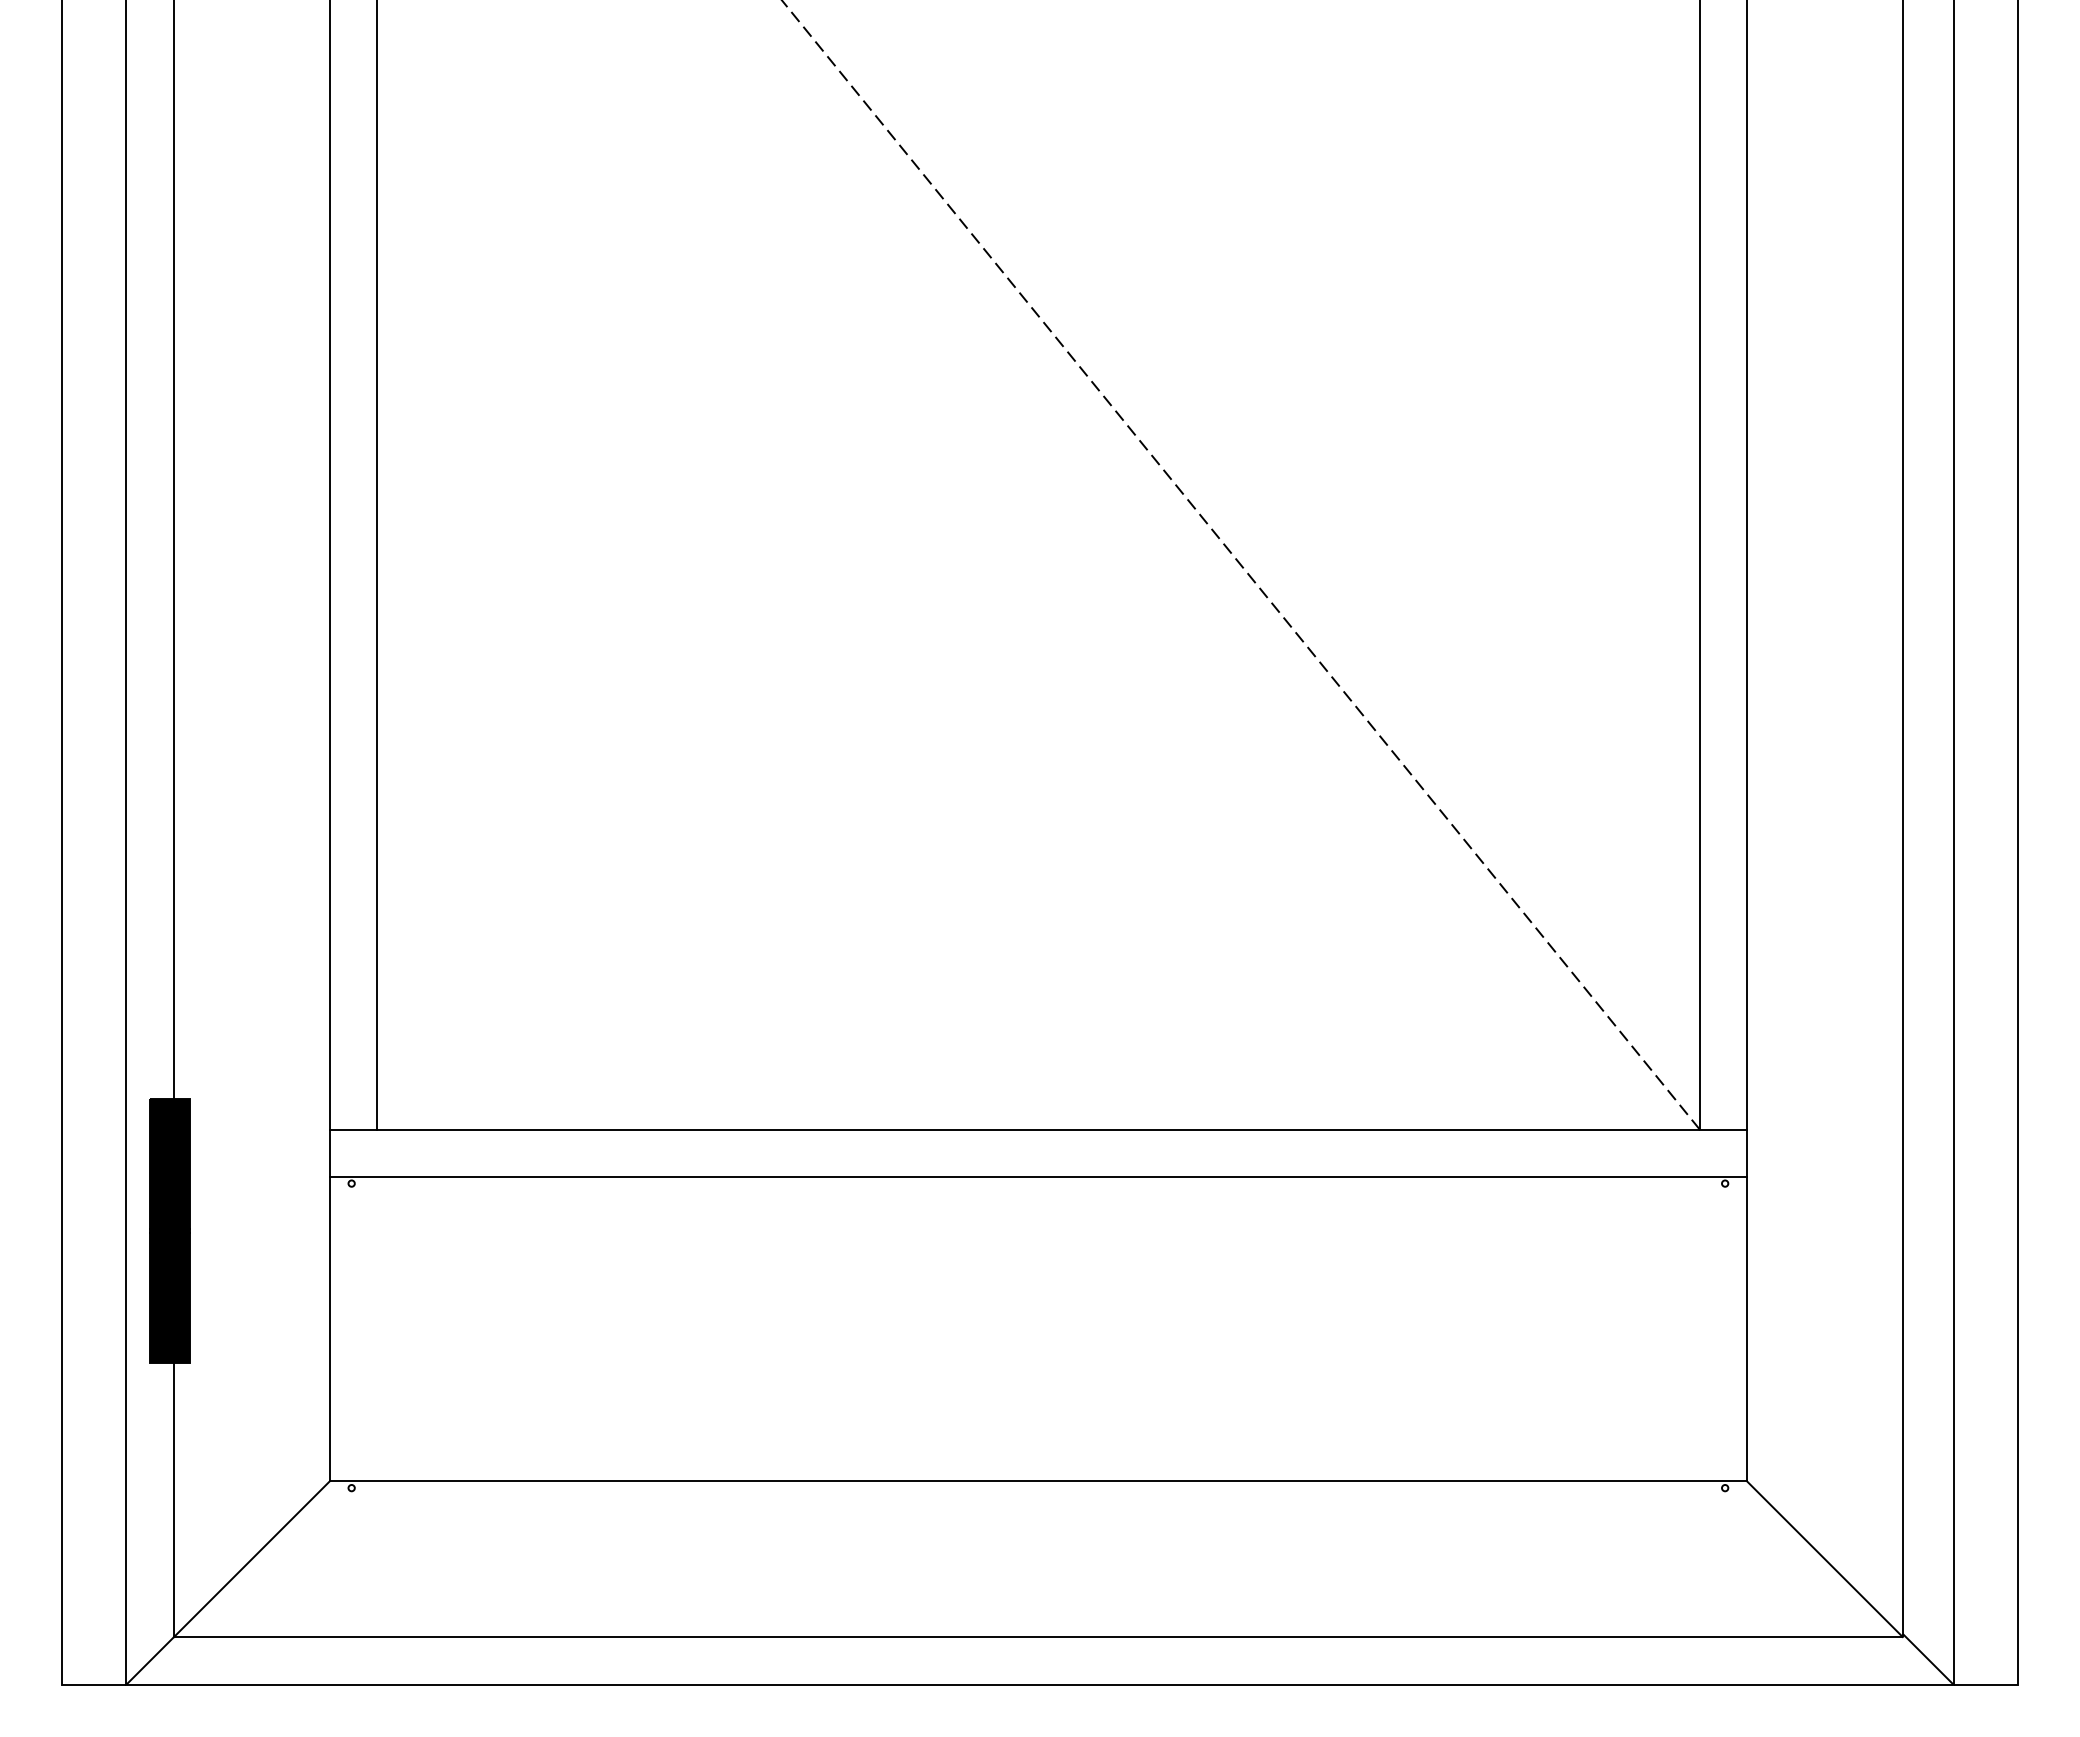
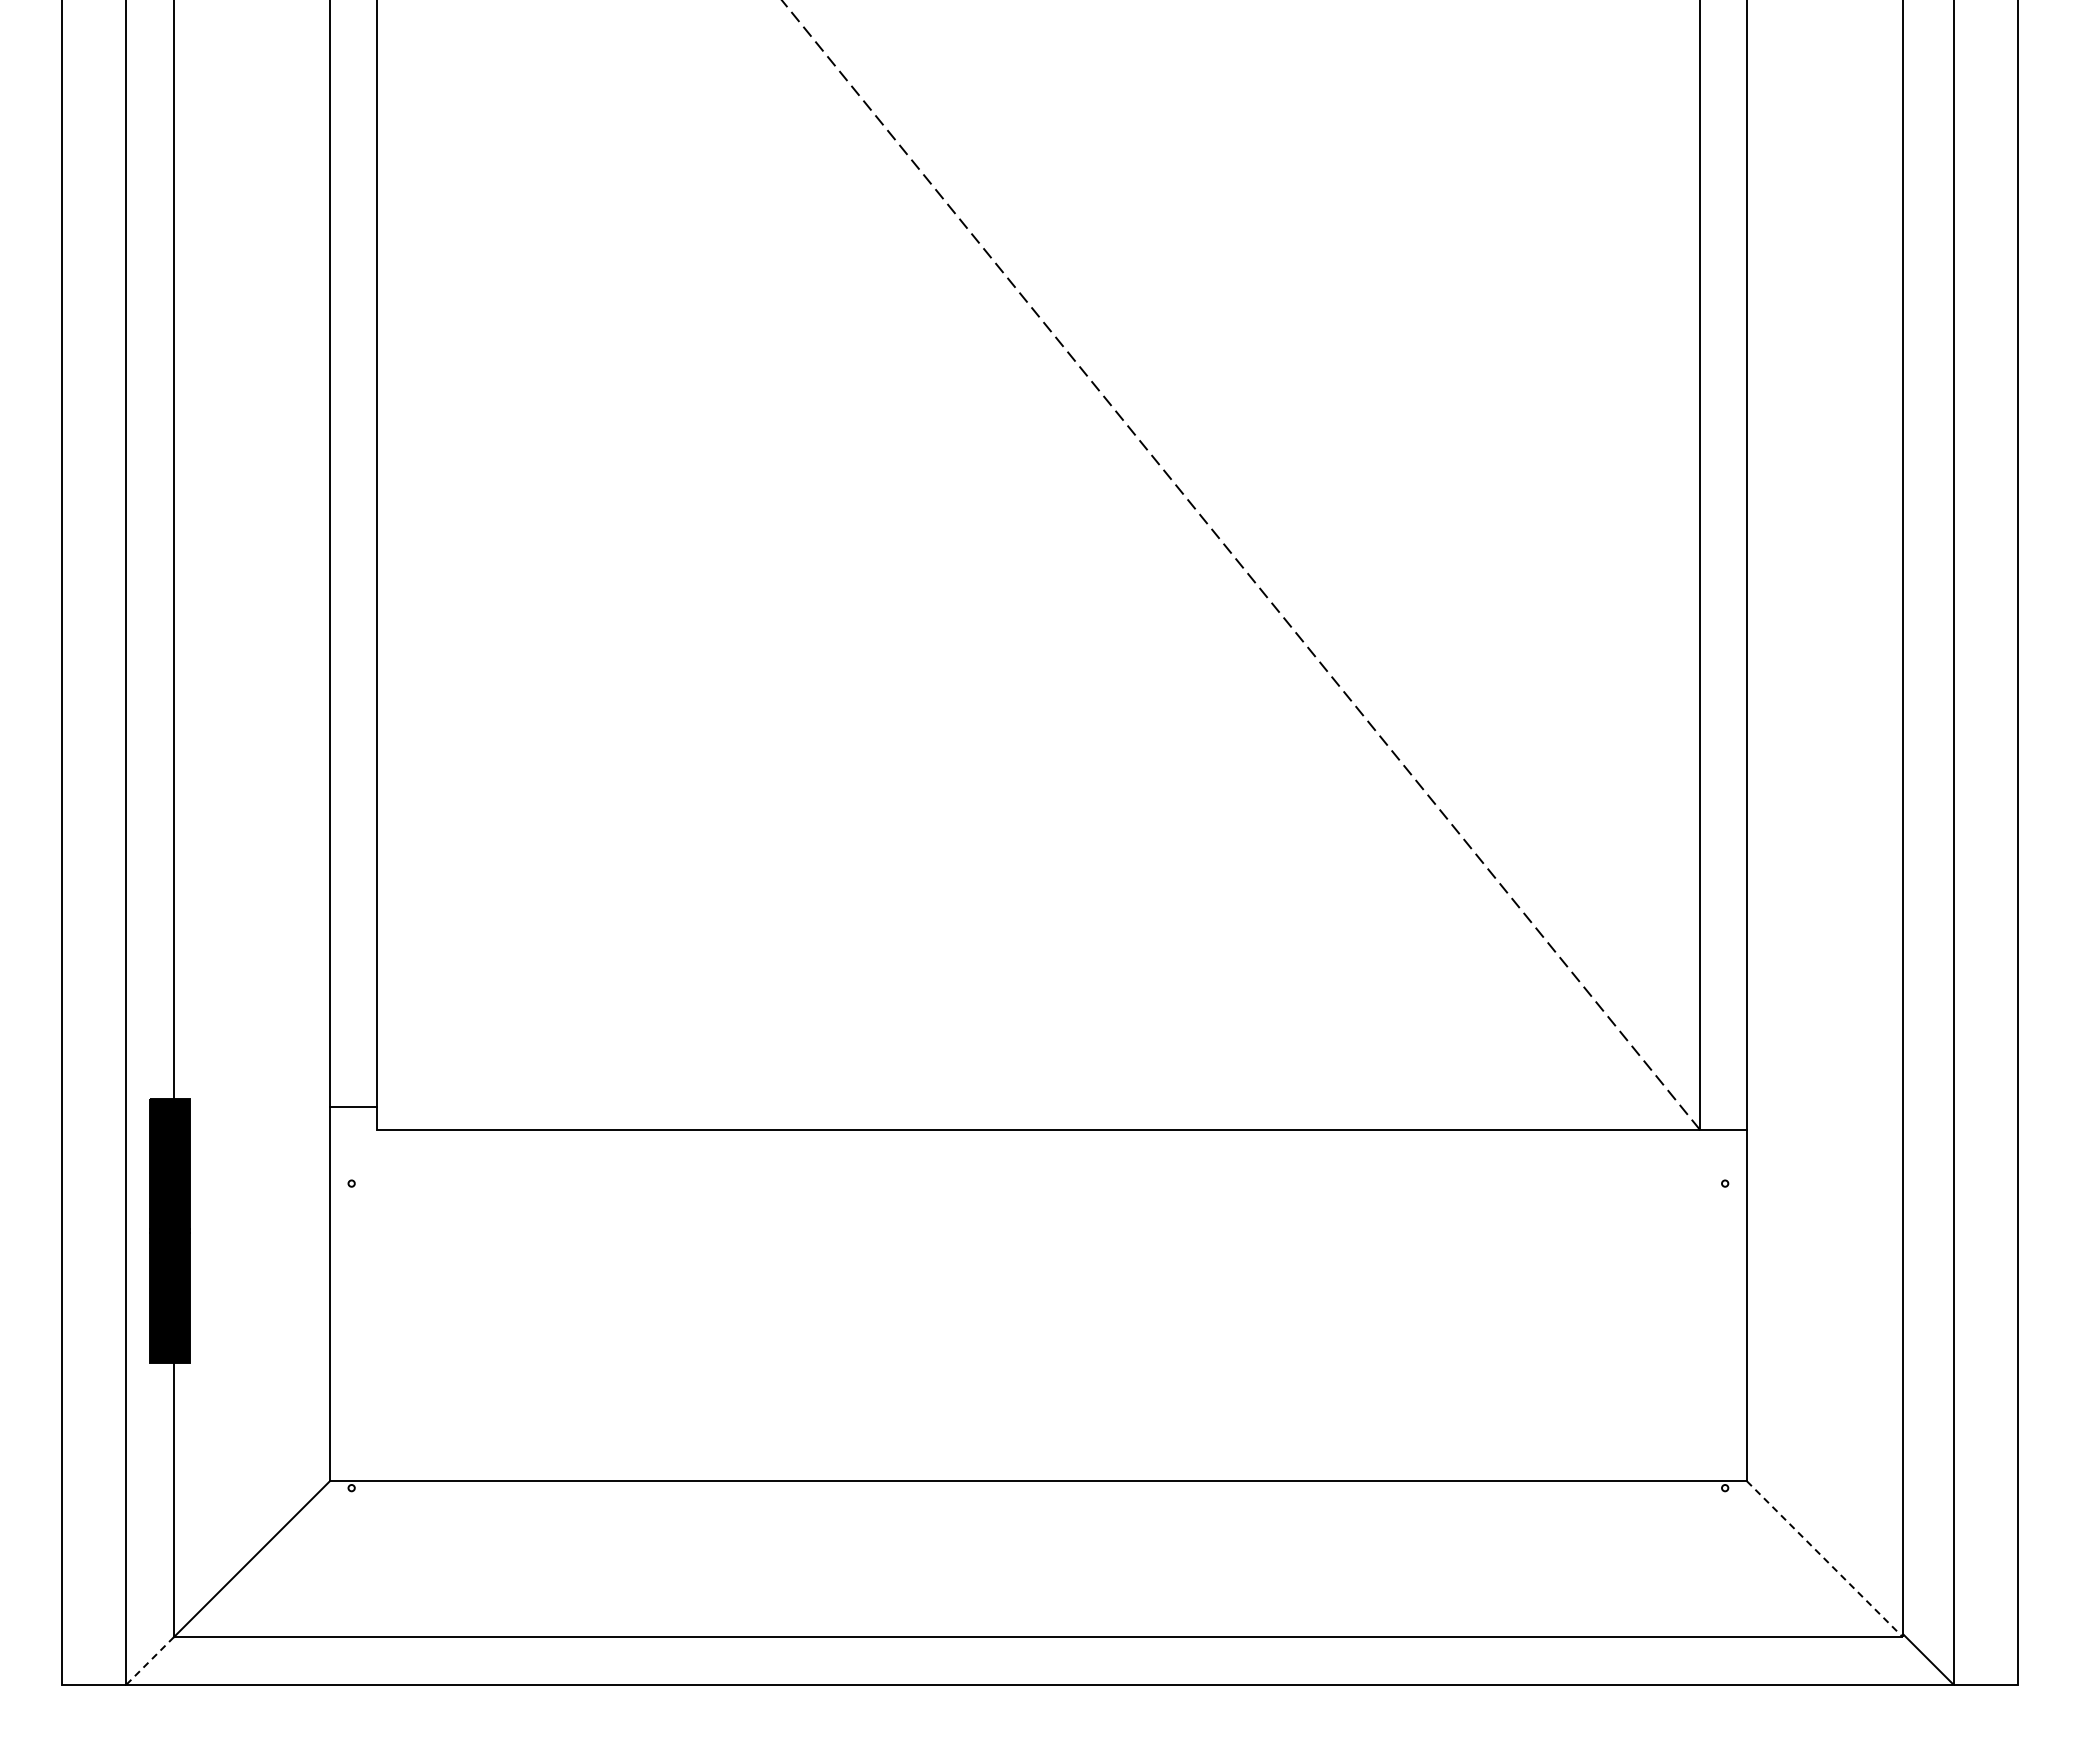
line position: (353, 1129) -> (353, 1106) (353, 1106)
line: present -> none (1037, 1176)
line: solid -> dashed (1825, 1559)
line: solid -> dashed (150, 1660)
